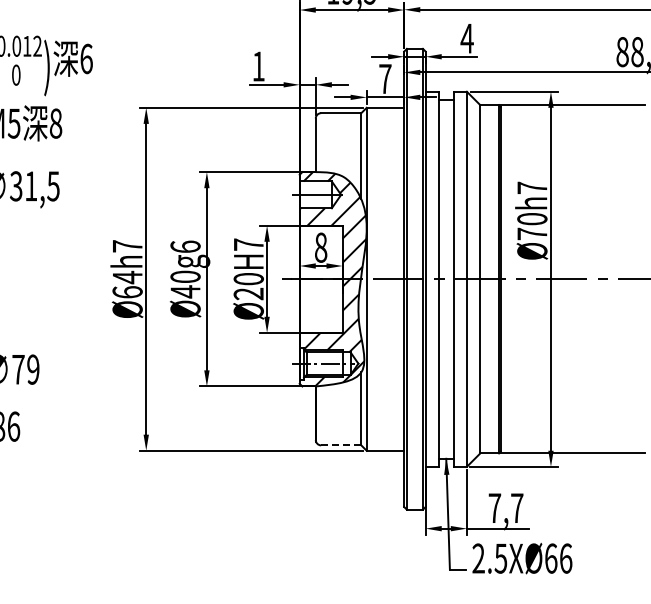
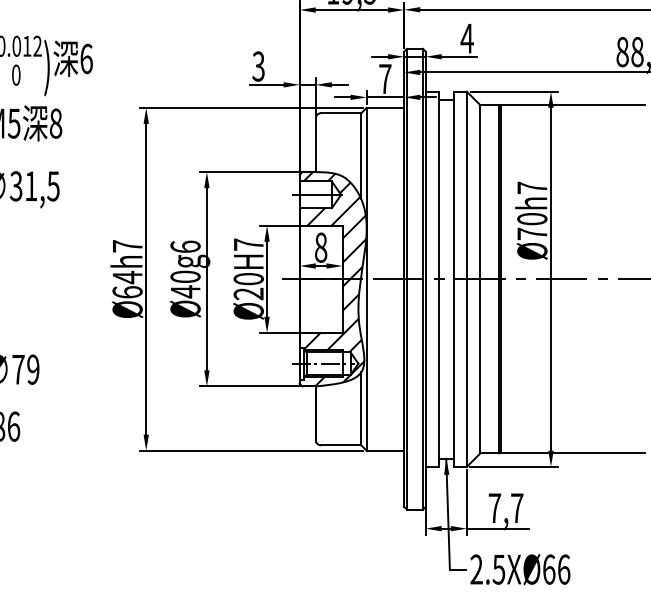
text: 1 -> 3 (258, 66)
line: dashed -> solid (341, 445)
text position: (522, 558) -> (520, 569) (520, 569)
